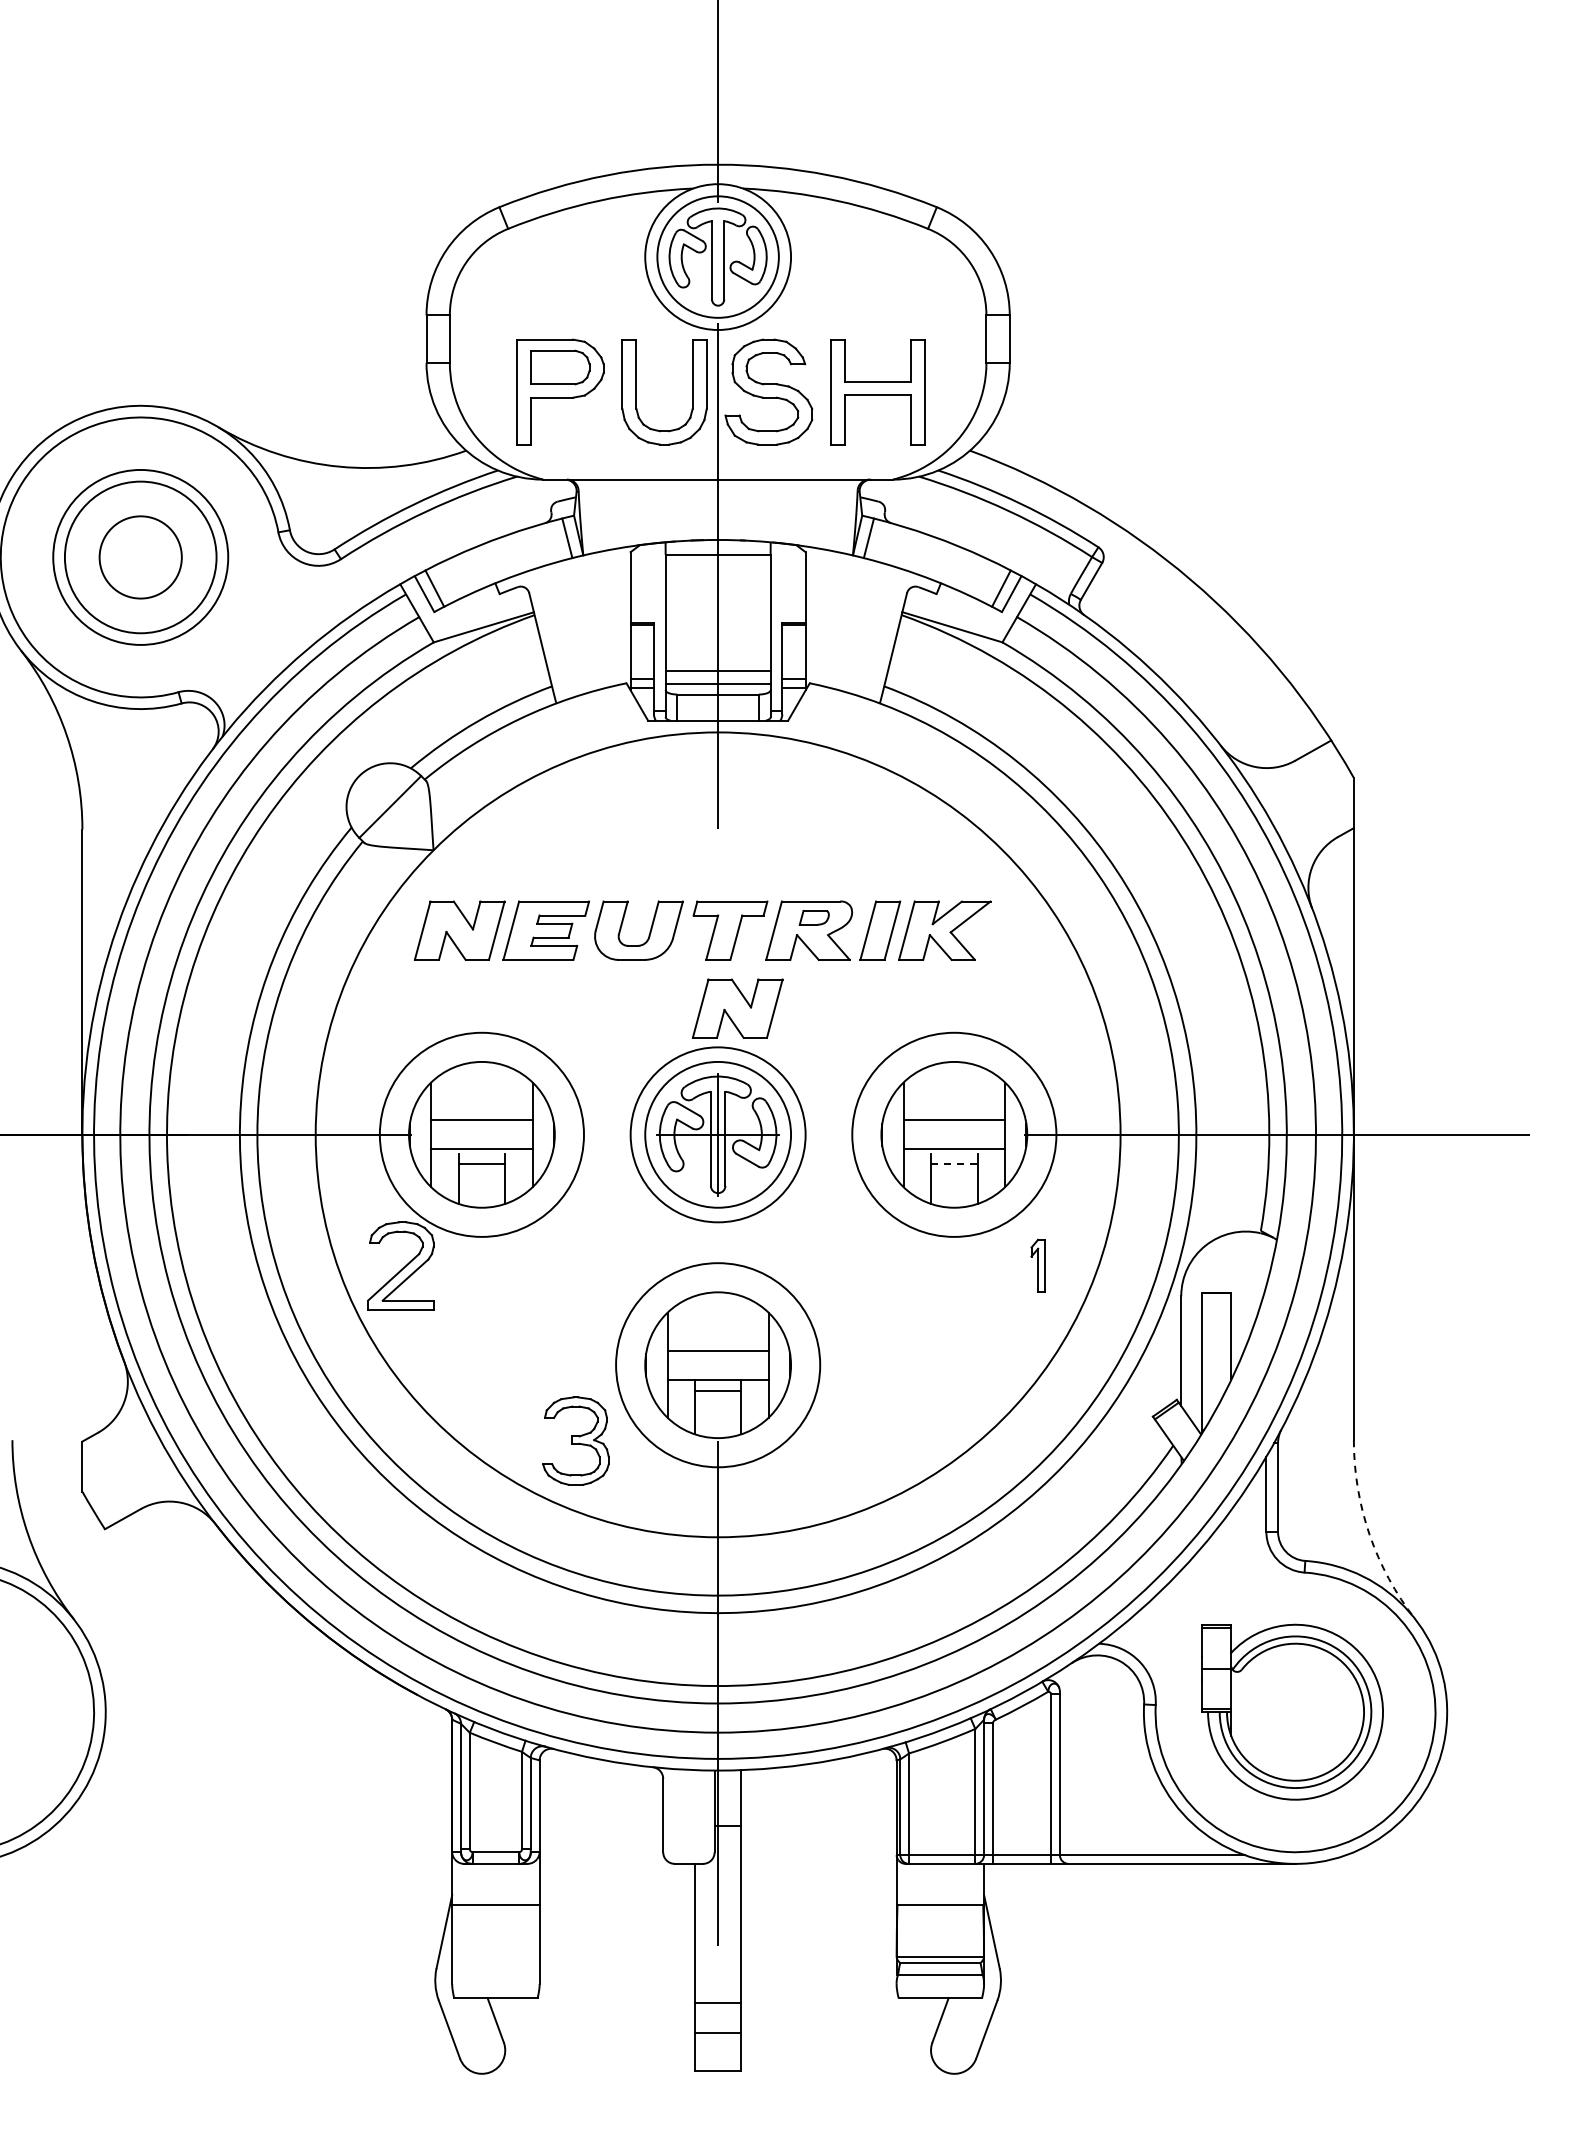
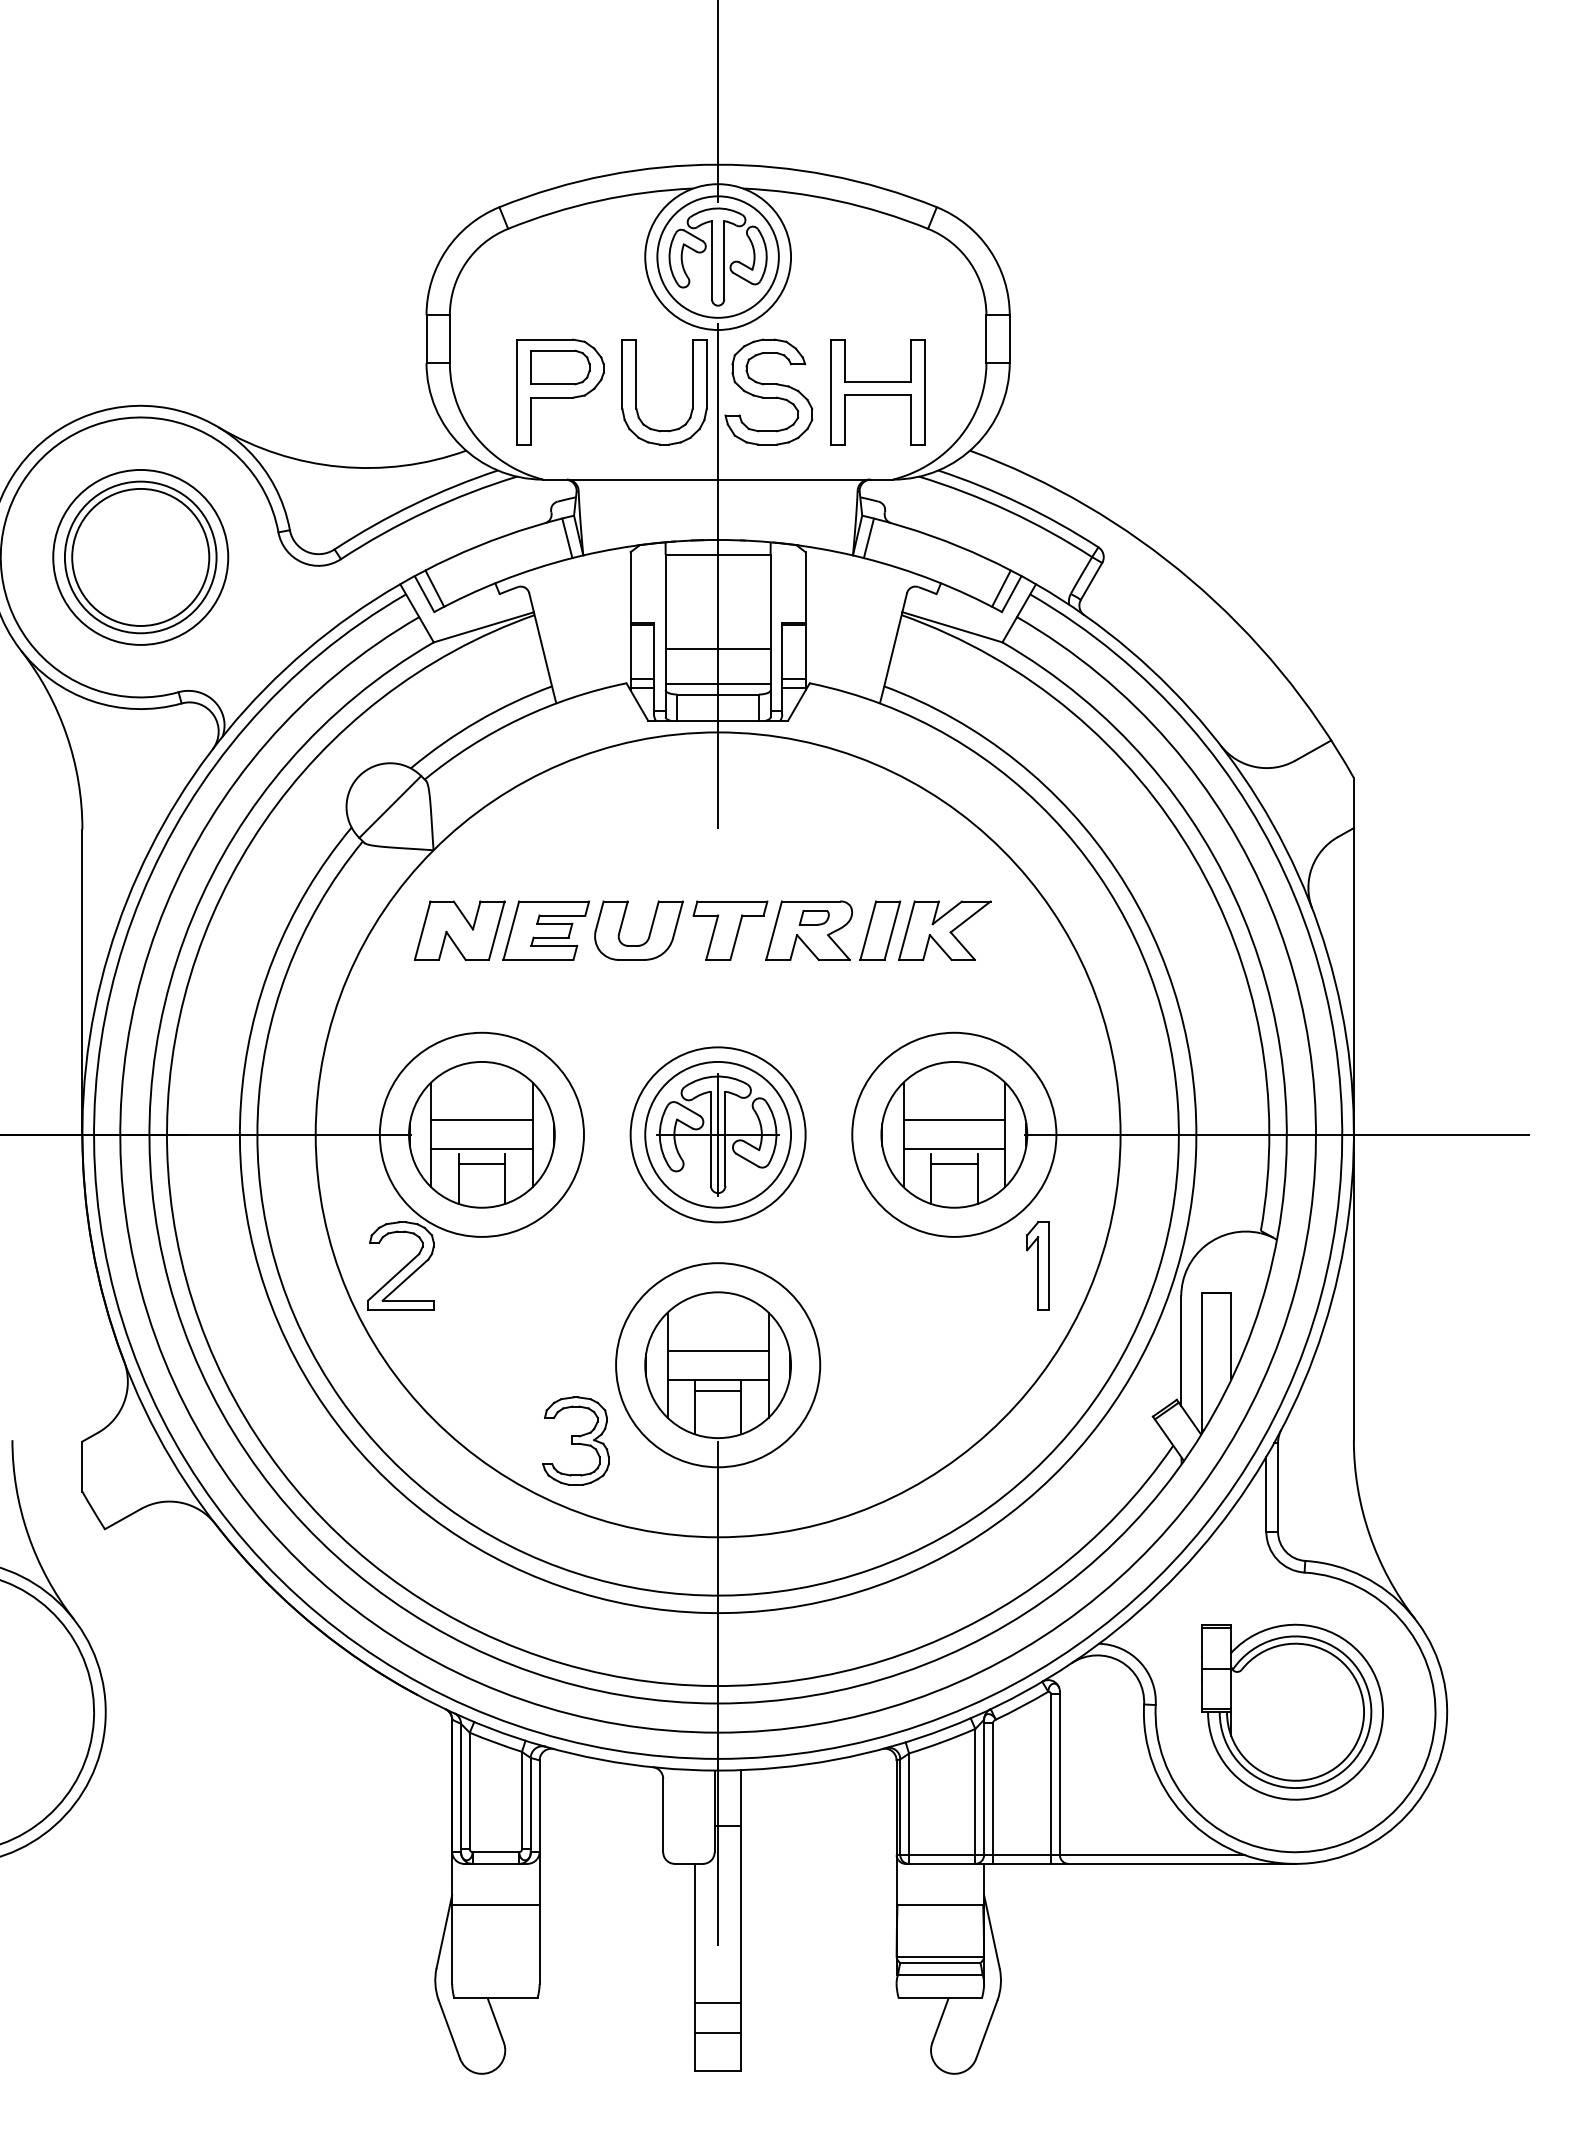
circle diameter: 82 px -> 137 px (140, 556)
line position: (717, 670) -> (717, 648) (717, 648)
part: present -> none (737, 1008)
line: dashed -> solid (954, 1164)
part size: 16x55 px -> 24x90 px (1037, 1265)
arc: dashed -> solid (1369, 1534)
